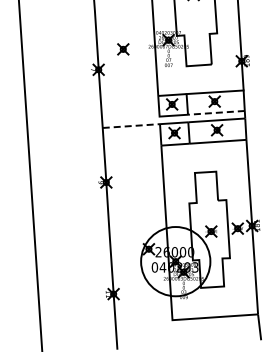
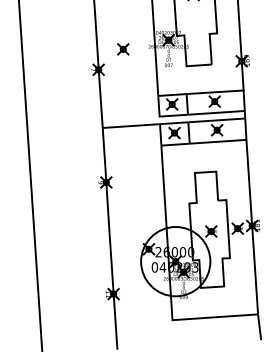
line: dashed -> solid (215, 112)
line: dashed -> solid (131, 126)
